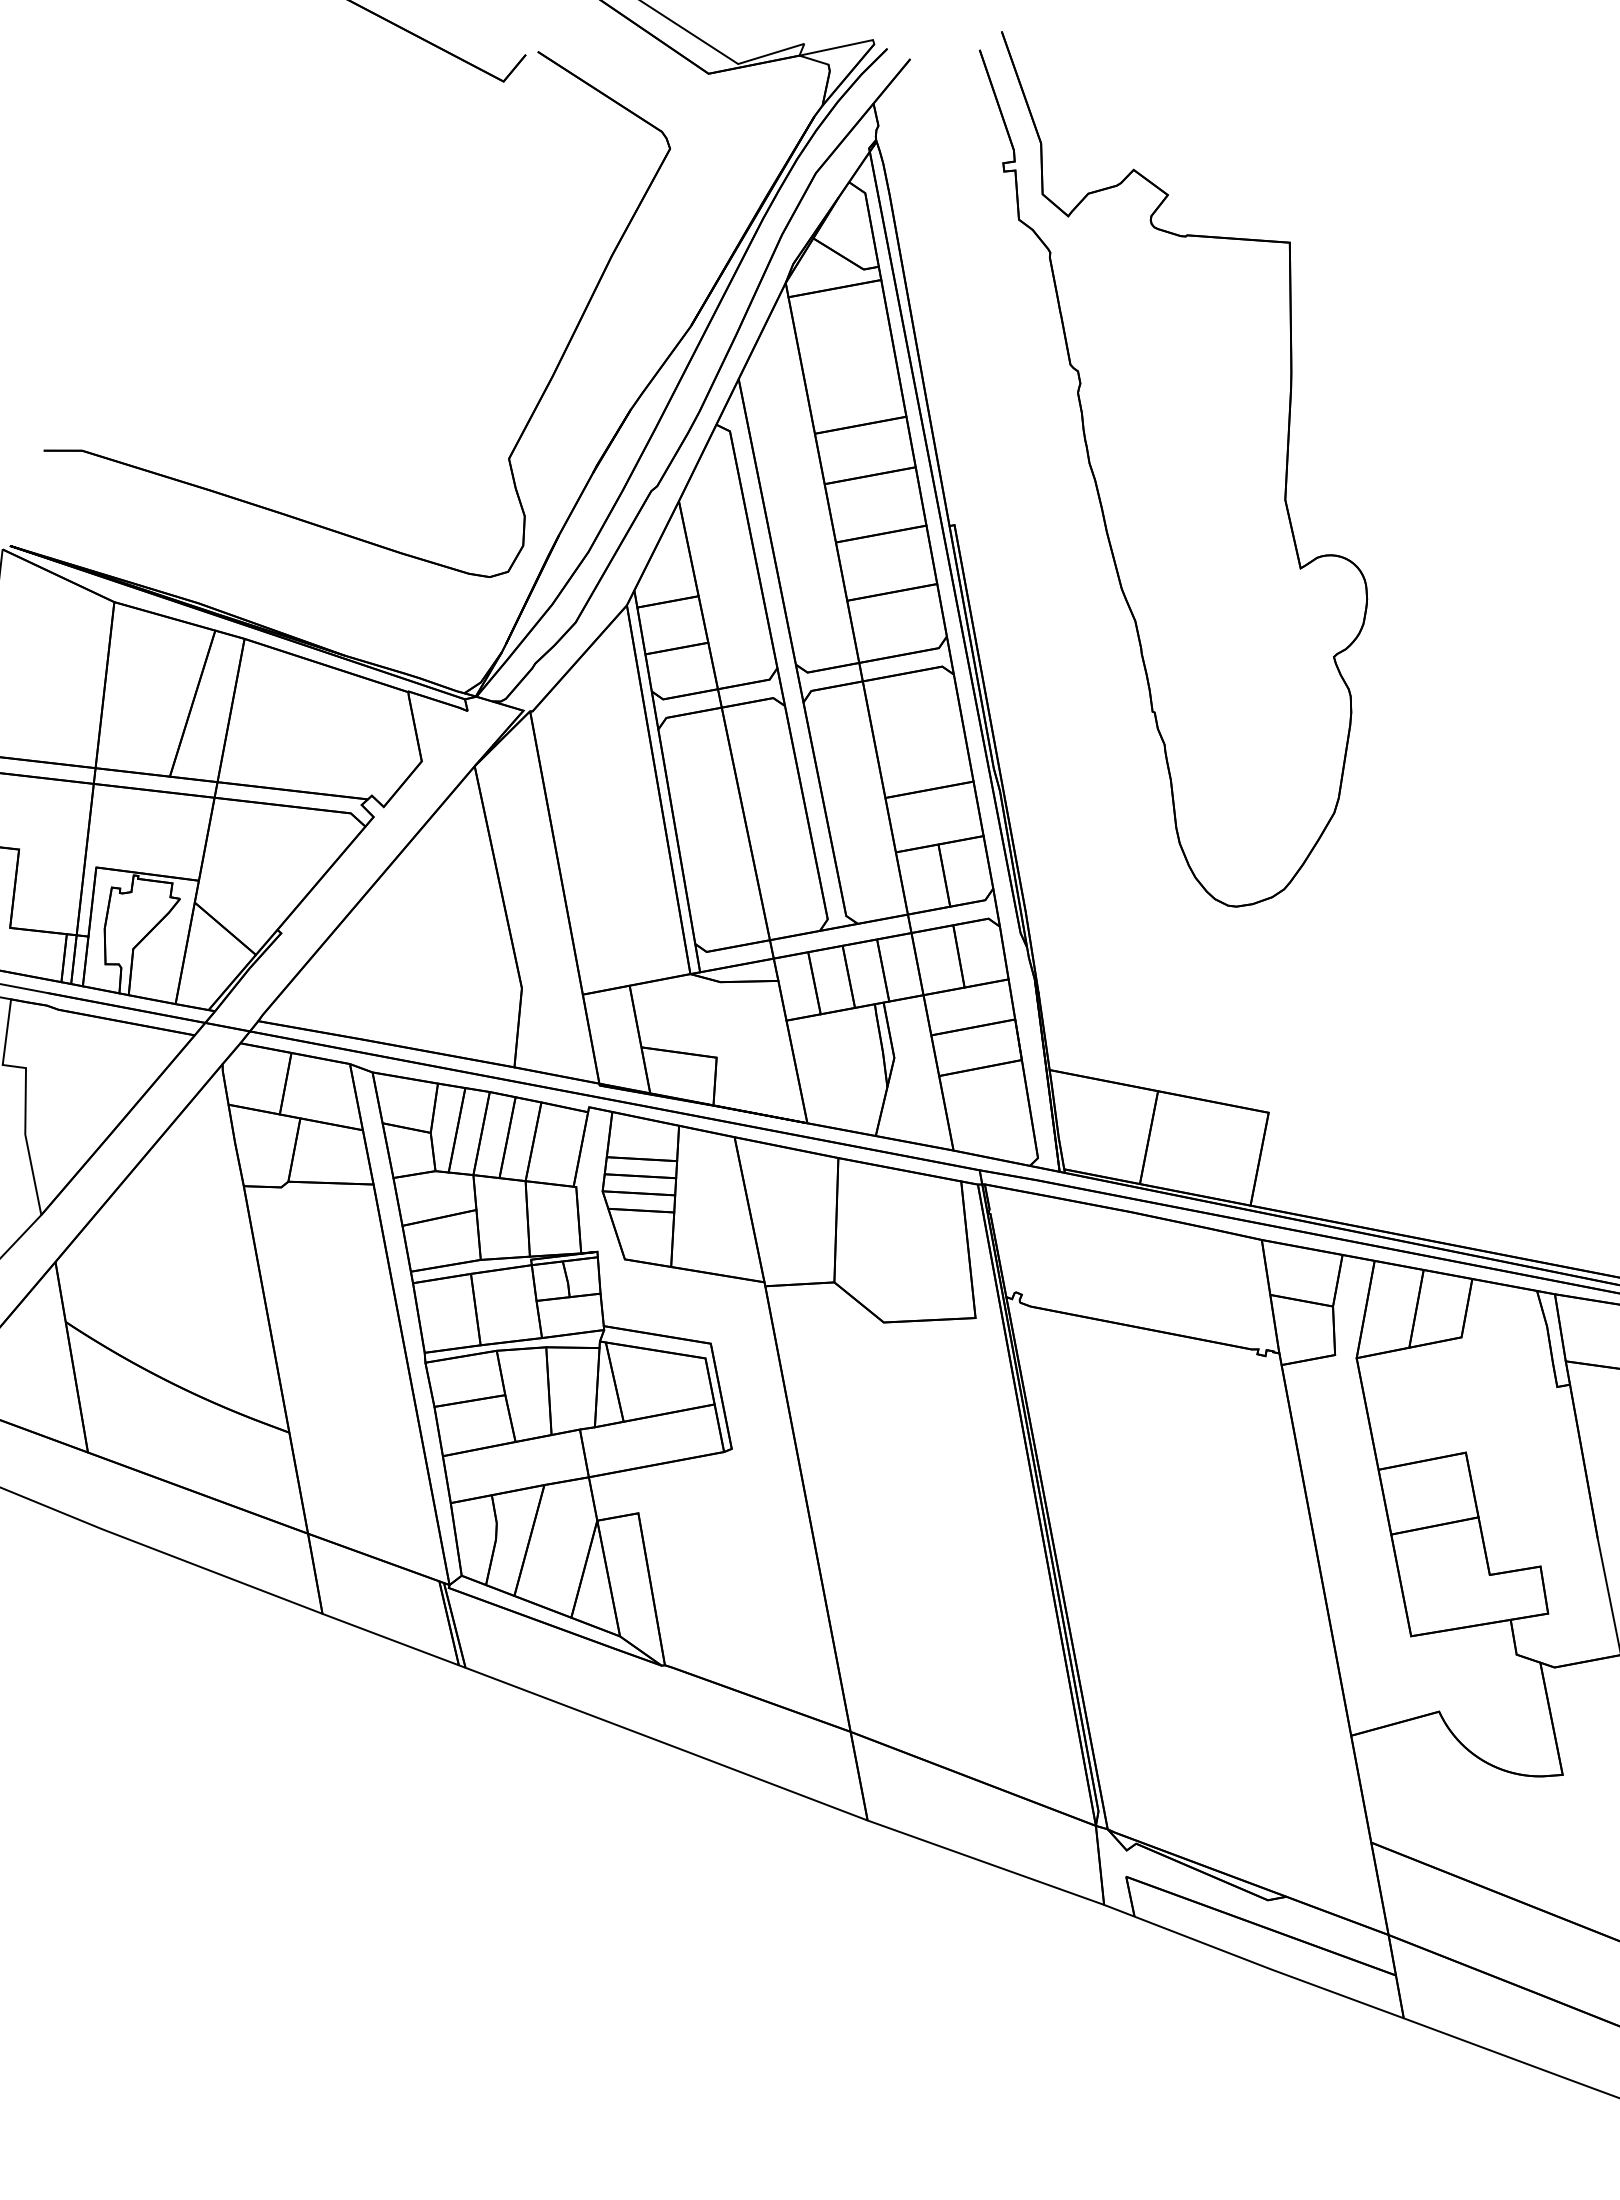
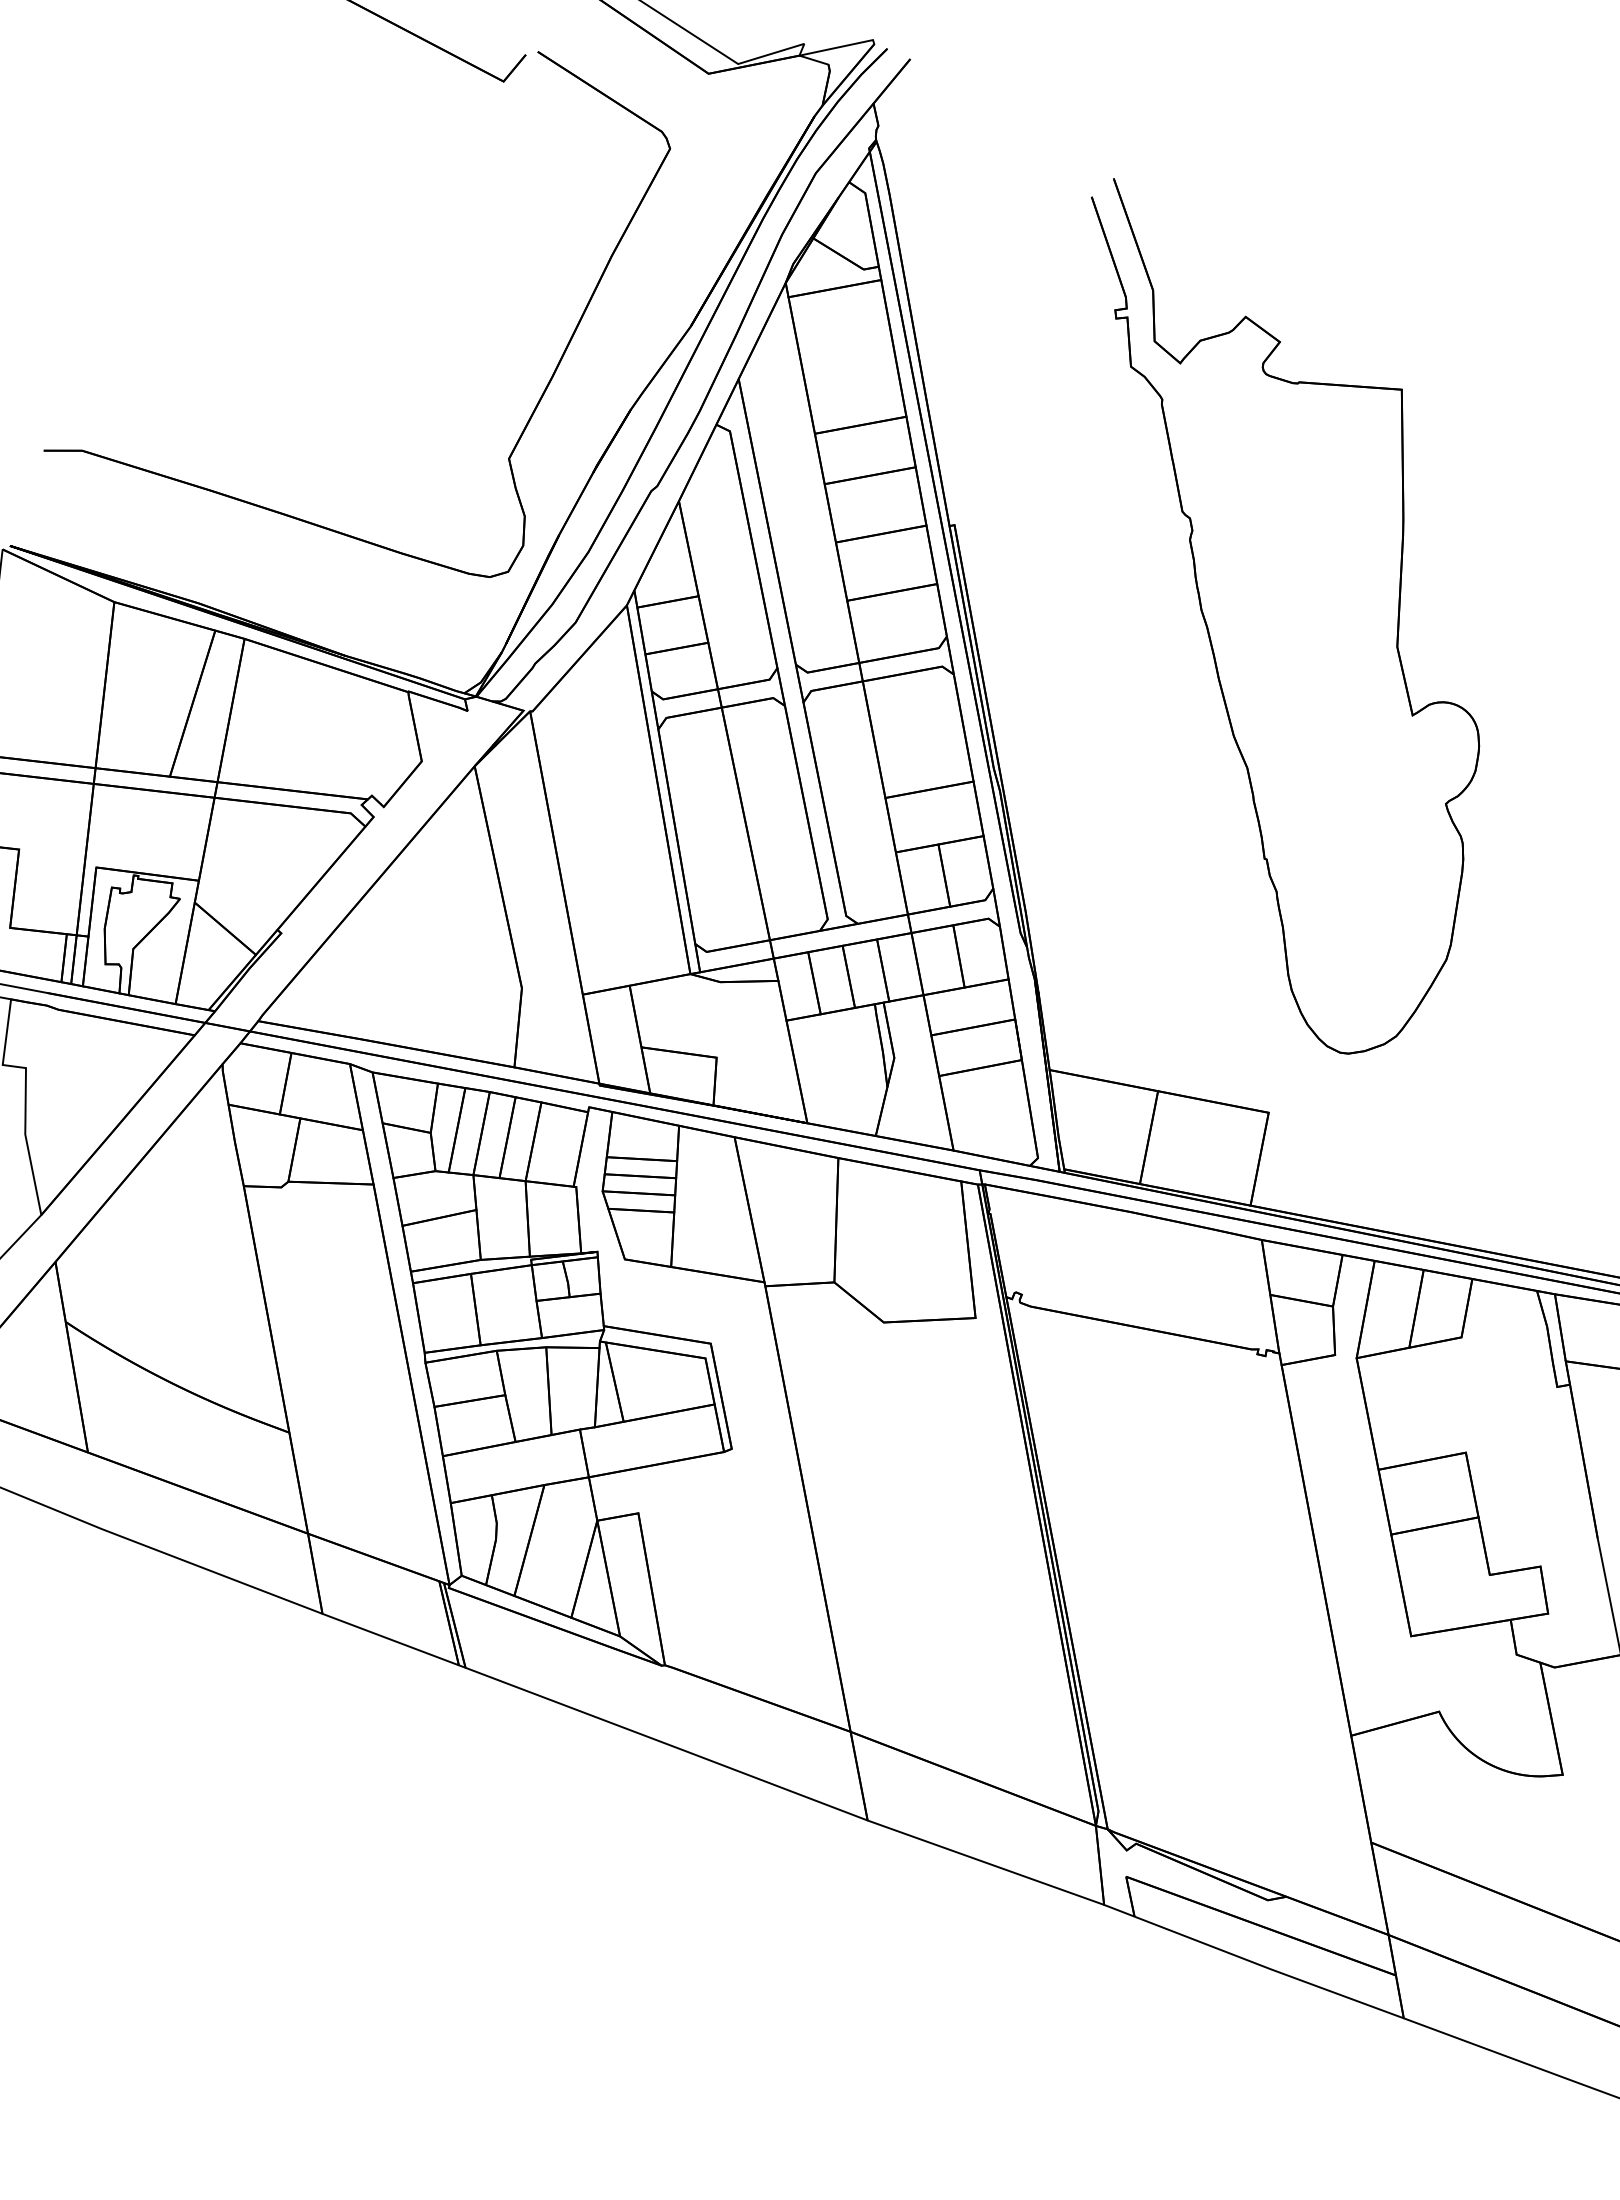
part position: (1098, 488) -> (1210, 635) (1210, 635)
